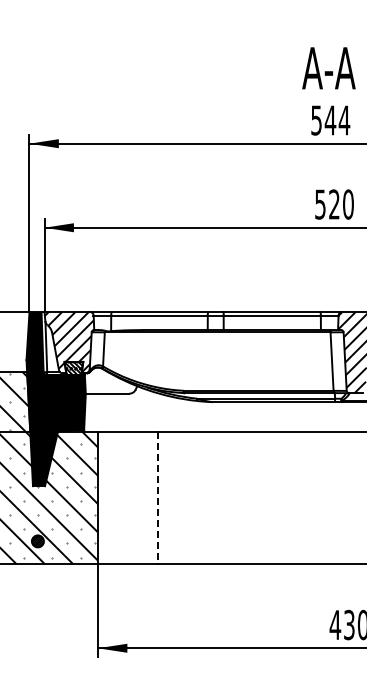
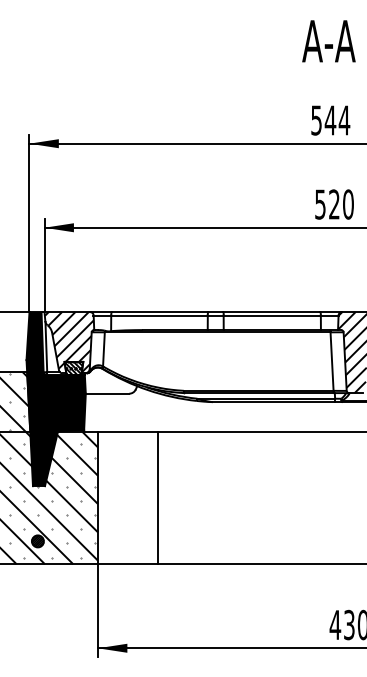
text position: (328, 68) -> (328, 41) (328, 41)
line: dashed -> solid (157, 498)
